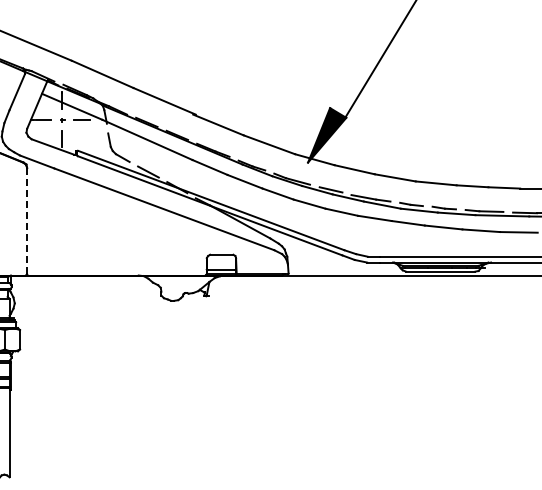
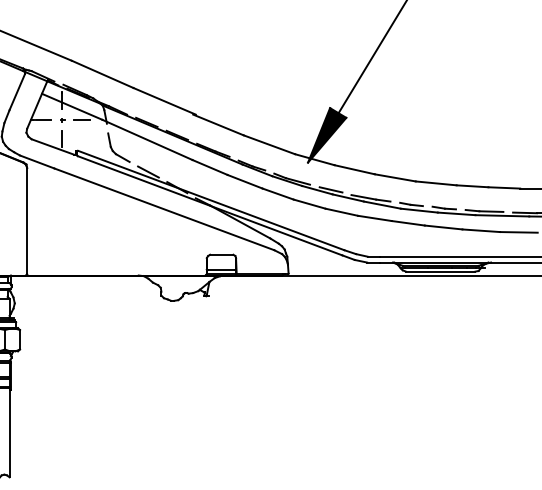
line position: (380, 59) -> (371, 57) (371, 57)
line: dashed -> solid (27, 221)
